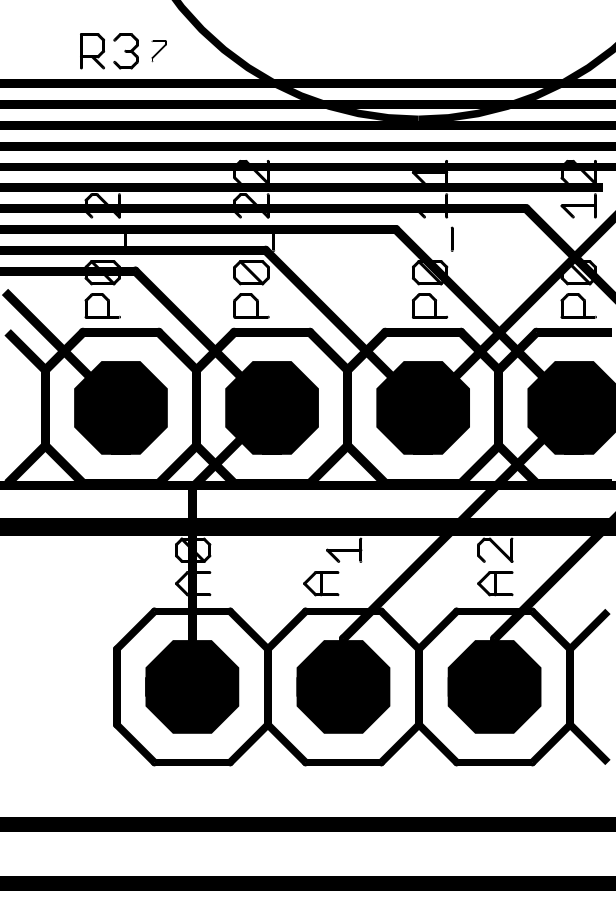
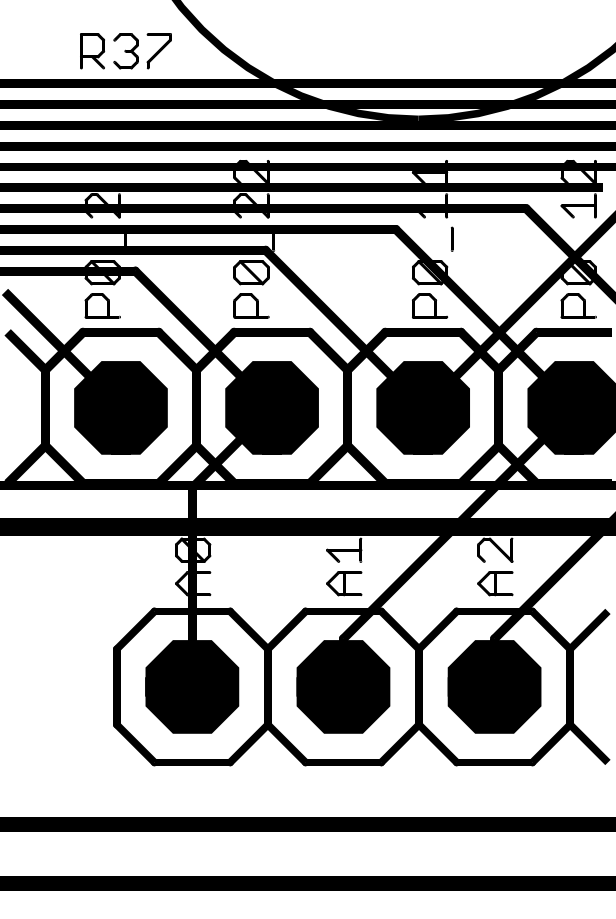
part size: 16x23 px -> 26x37 px (158, 51)
part position: (321, 583) -> (344, 583) (344, 583)
